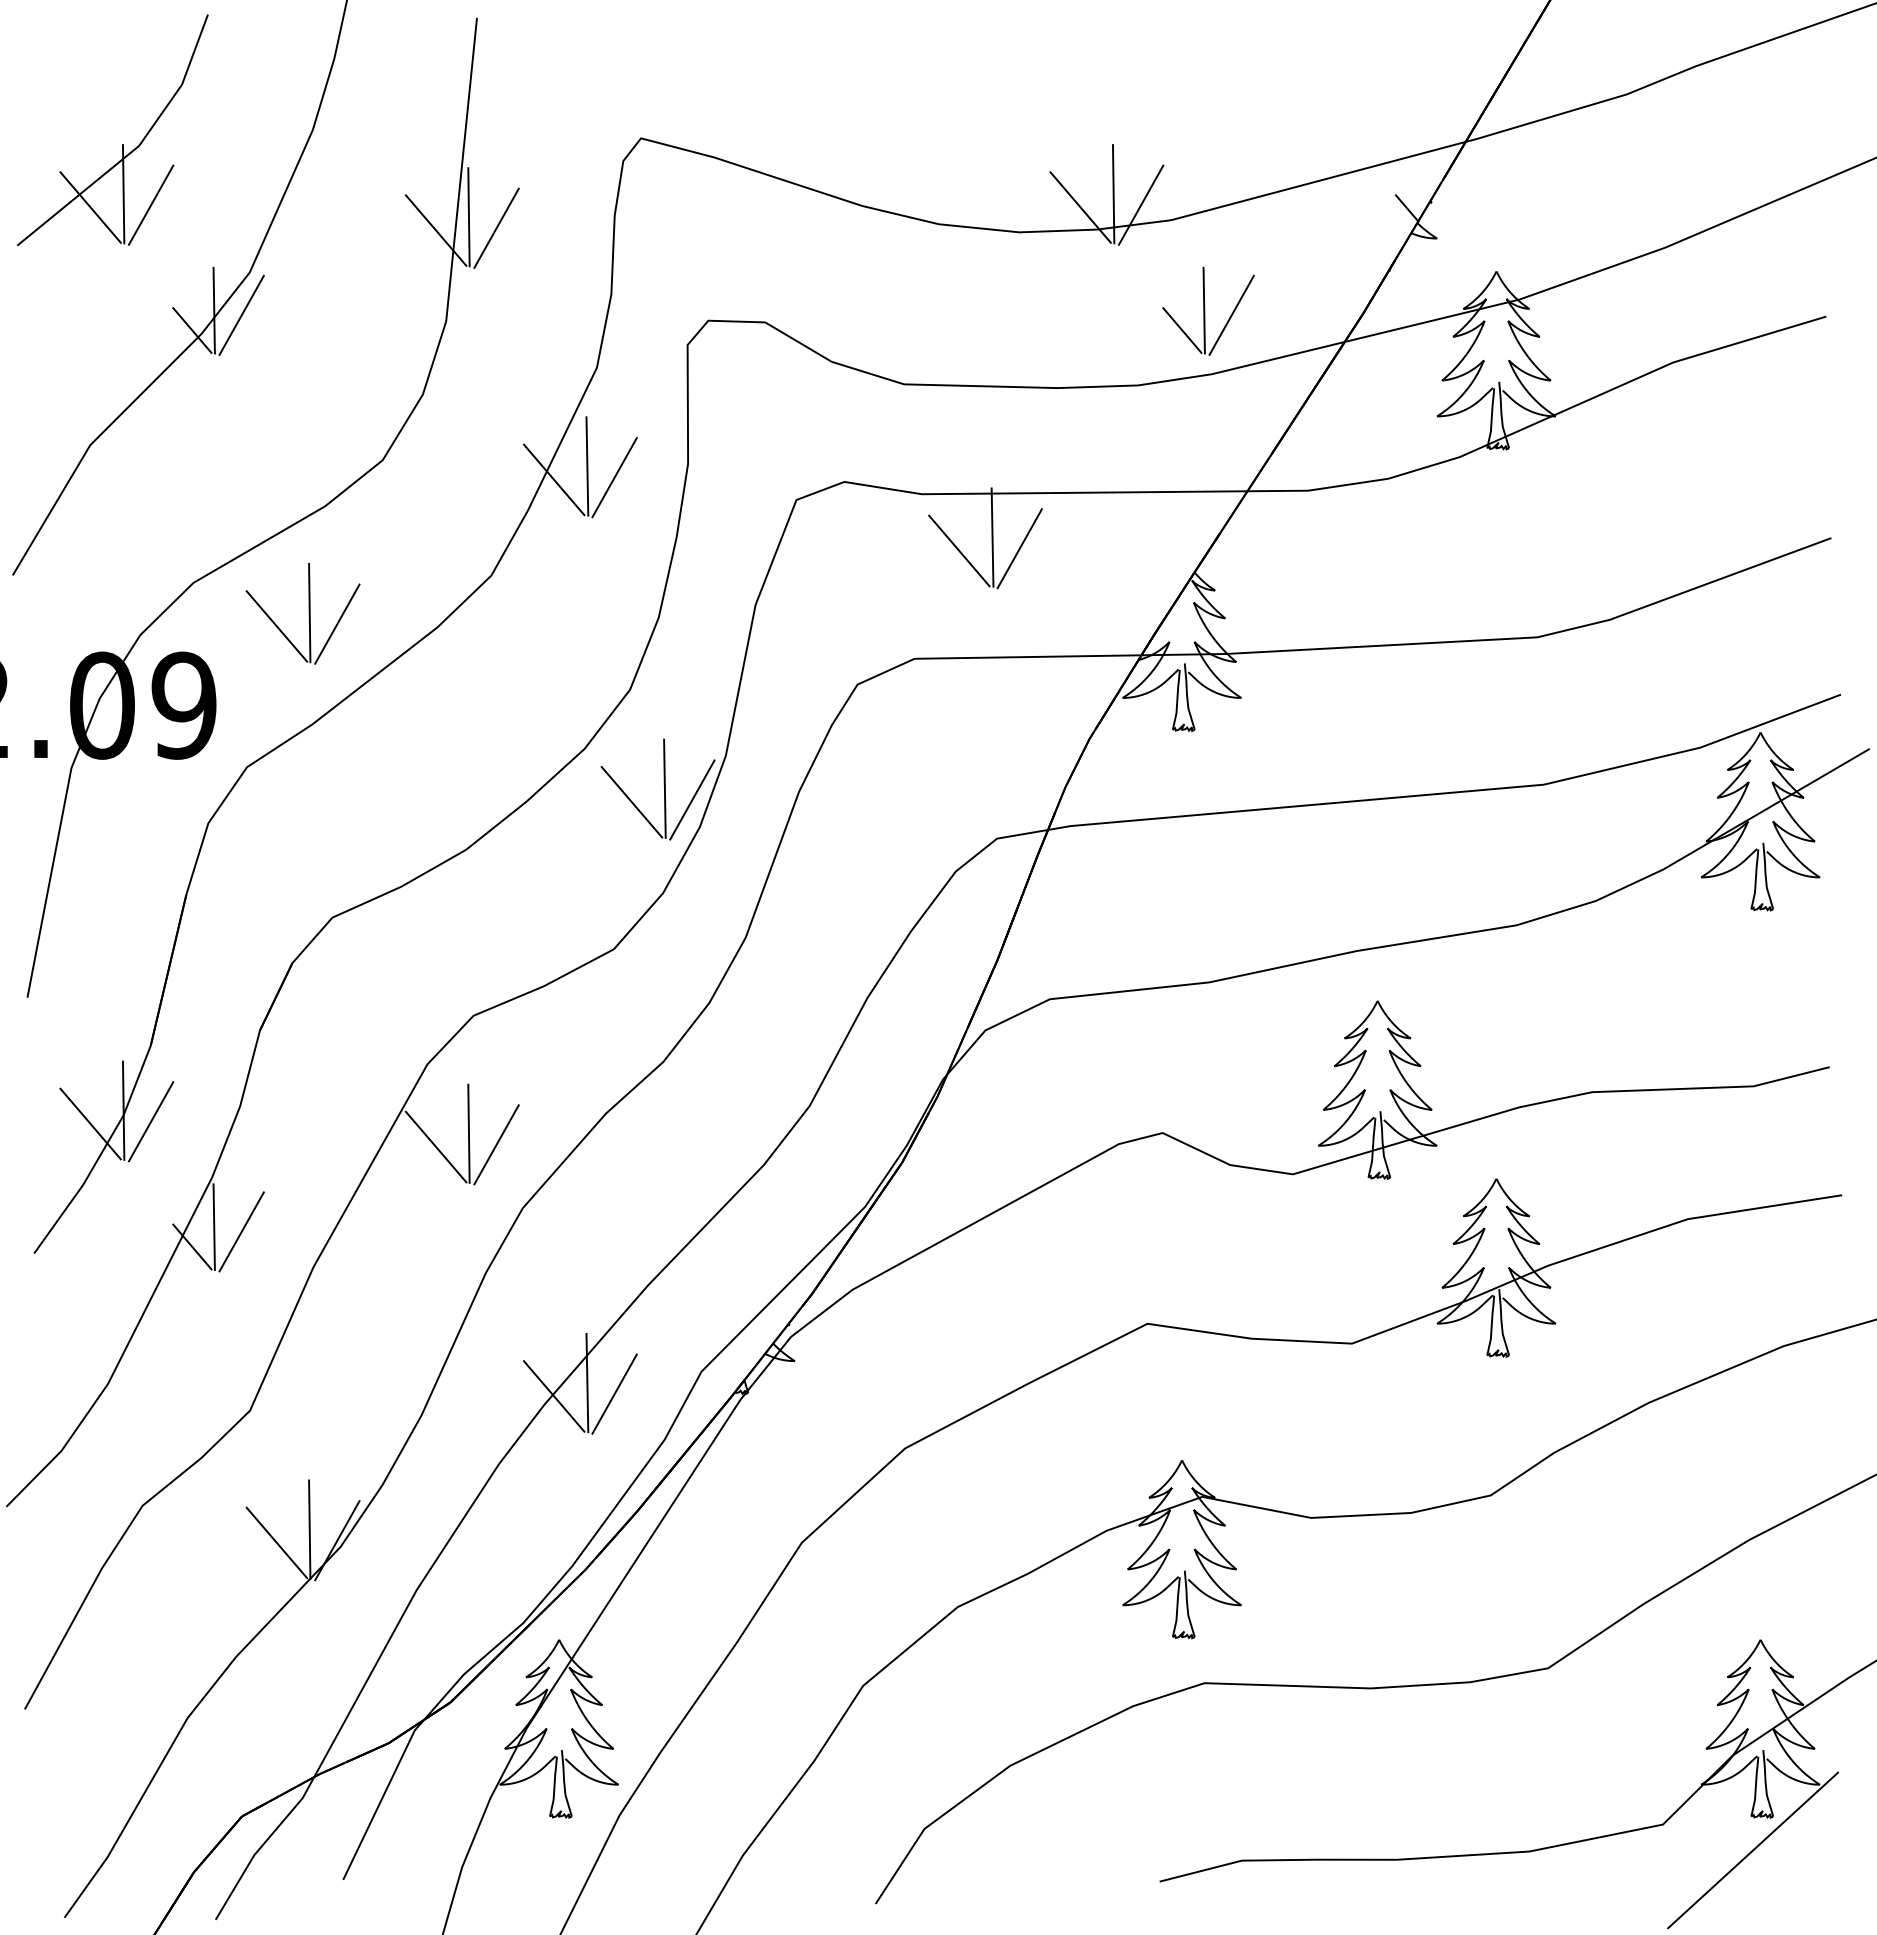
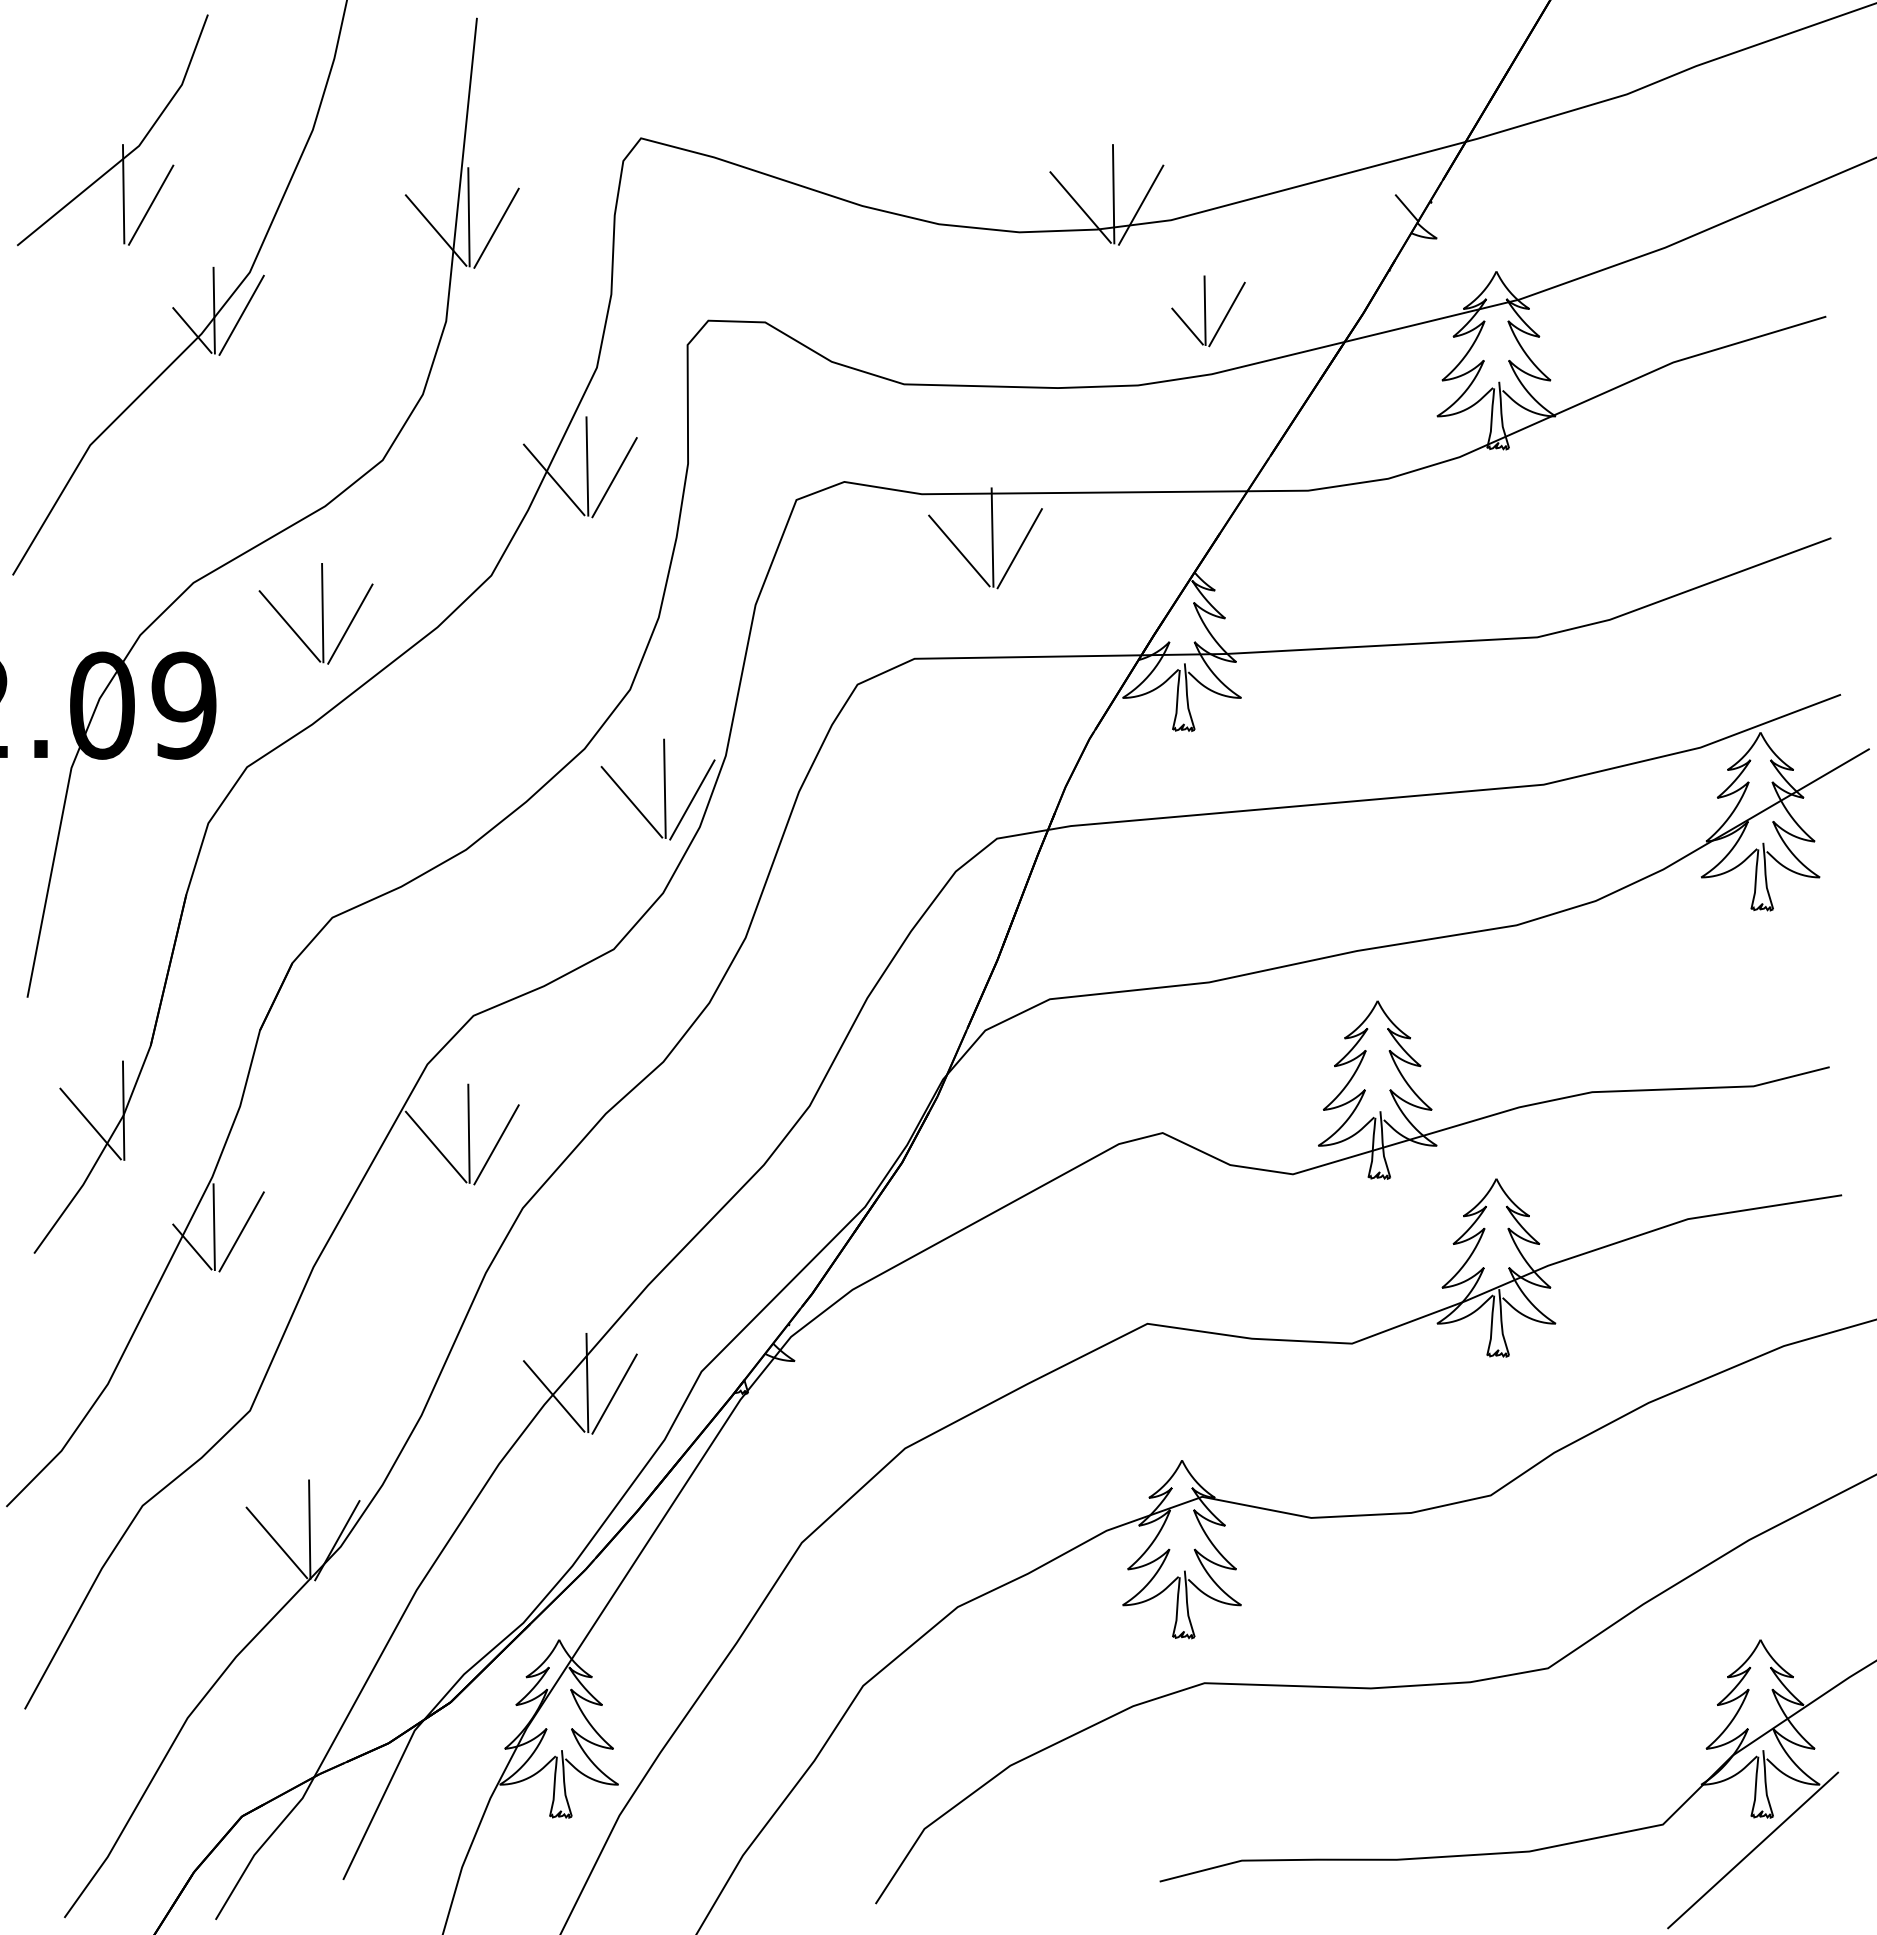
line: present -> none (90, 207)
part size: 93x90 px -> 75x73 px (1208, 311)
part position: (302, 613) -> (315, 613) (315, 613)
line: present -> none (150, 1121)
